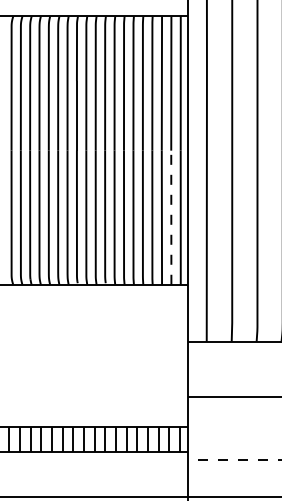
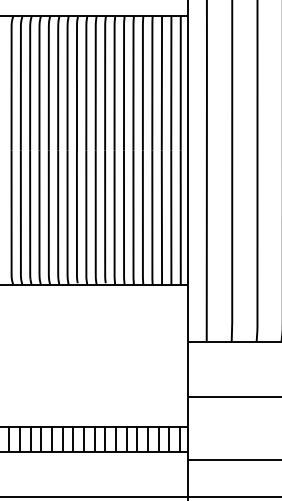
line: dashed -> solid (171, 217)
line: dashed -> solid (234, 459)
